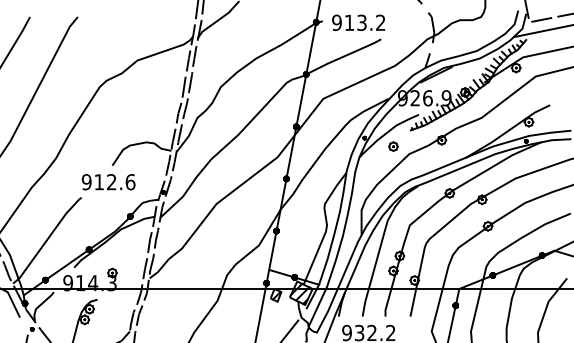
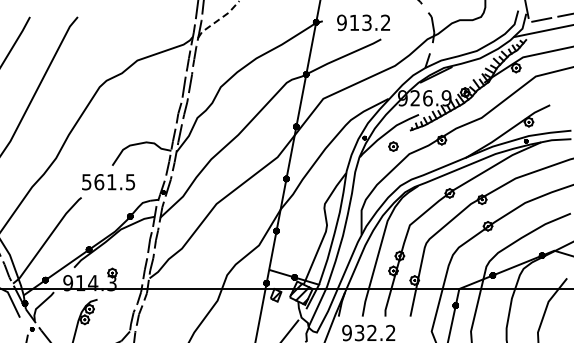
line: solid -> dashed (219, 19)
text position: (358, 22) -> (363, 22) (363, 22)
text: 912.6 -> 561.5 (108, 182)
